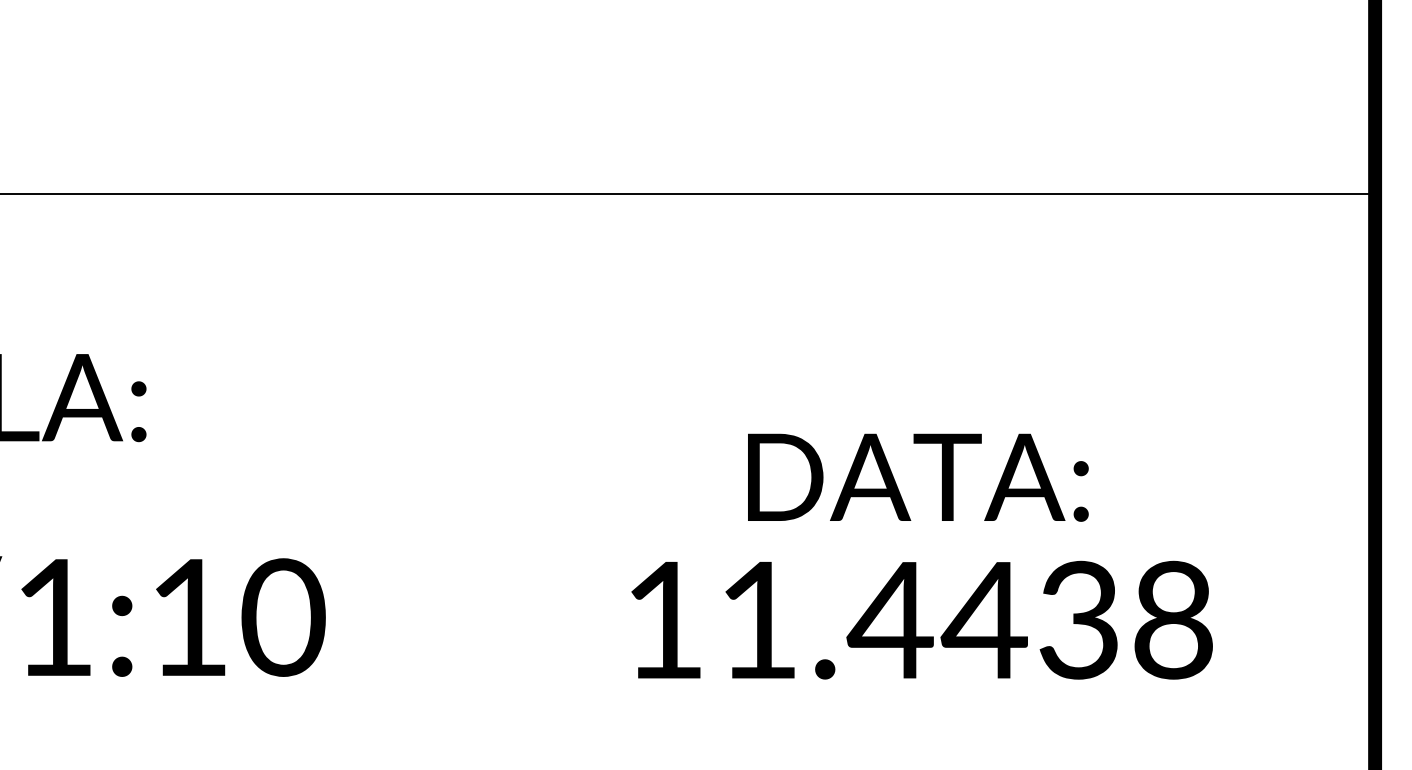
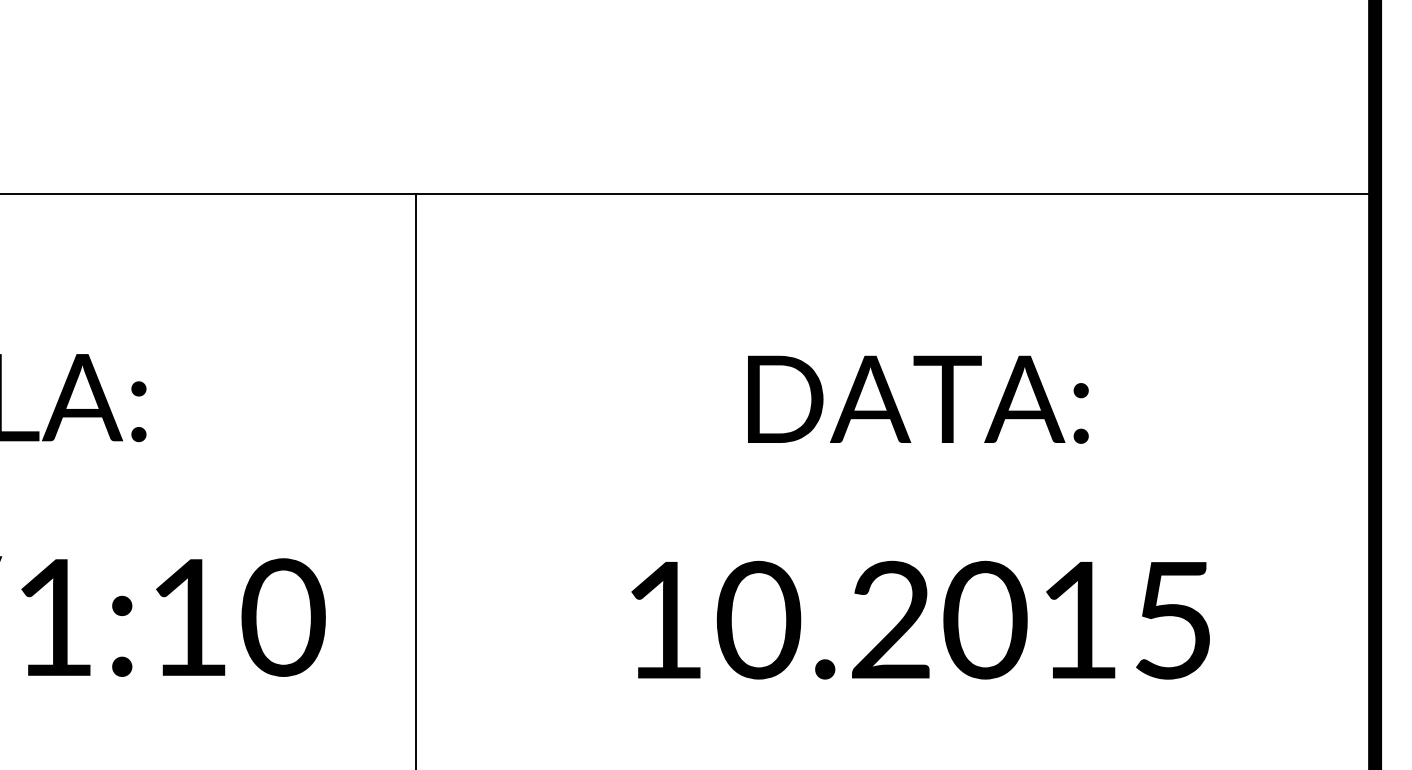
text position: (918, 477) -> (918, 399) (918, 399)
line: none -> present (415, 479)
text: 11.4438 -> 10.2015 (964, 619)
